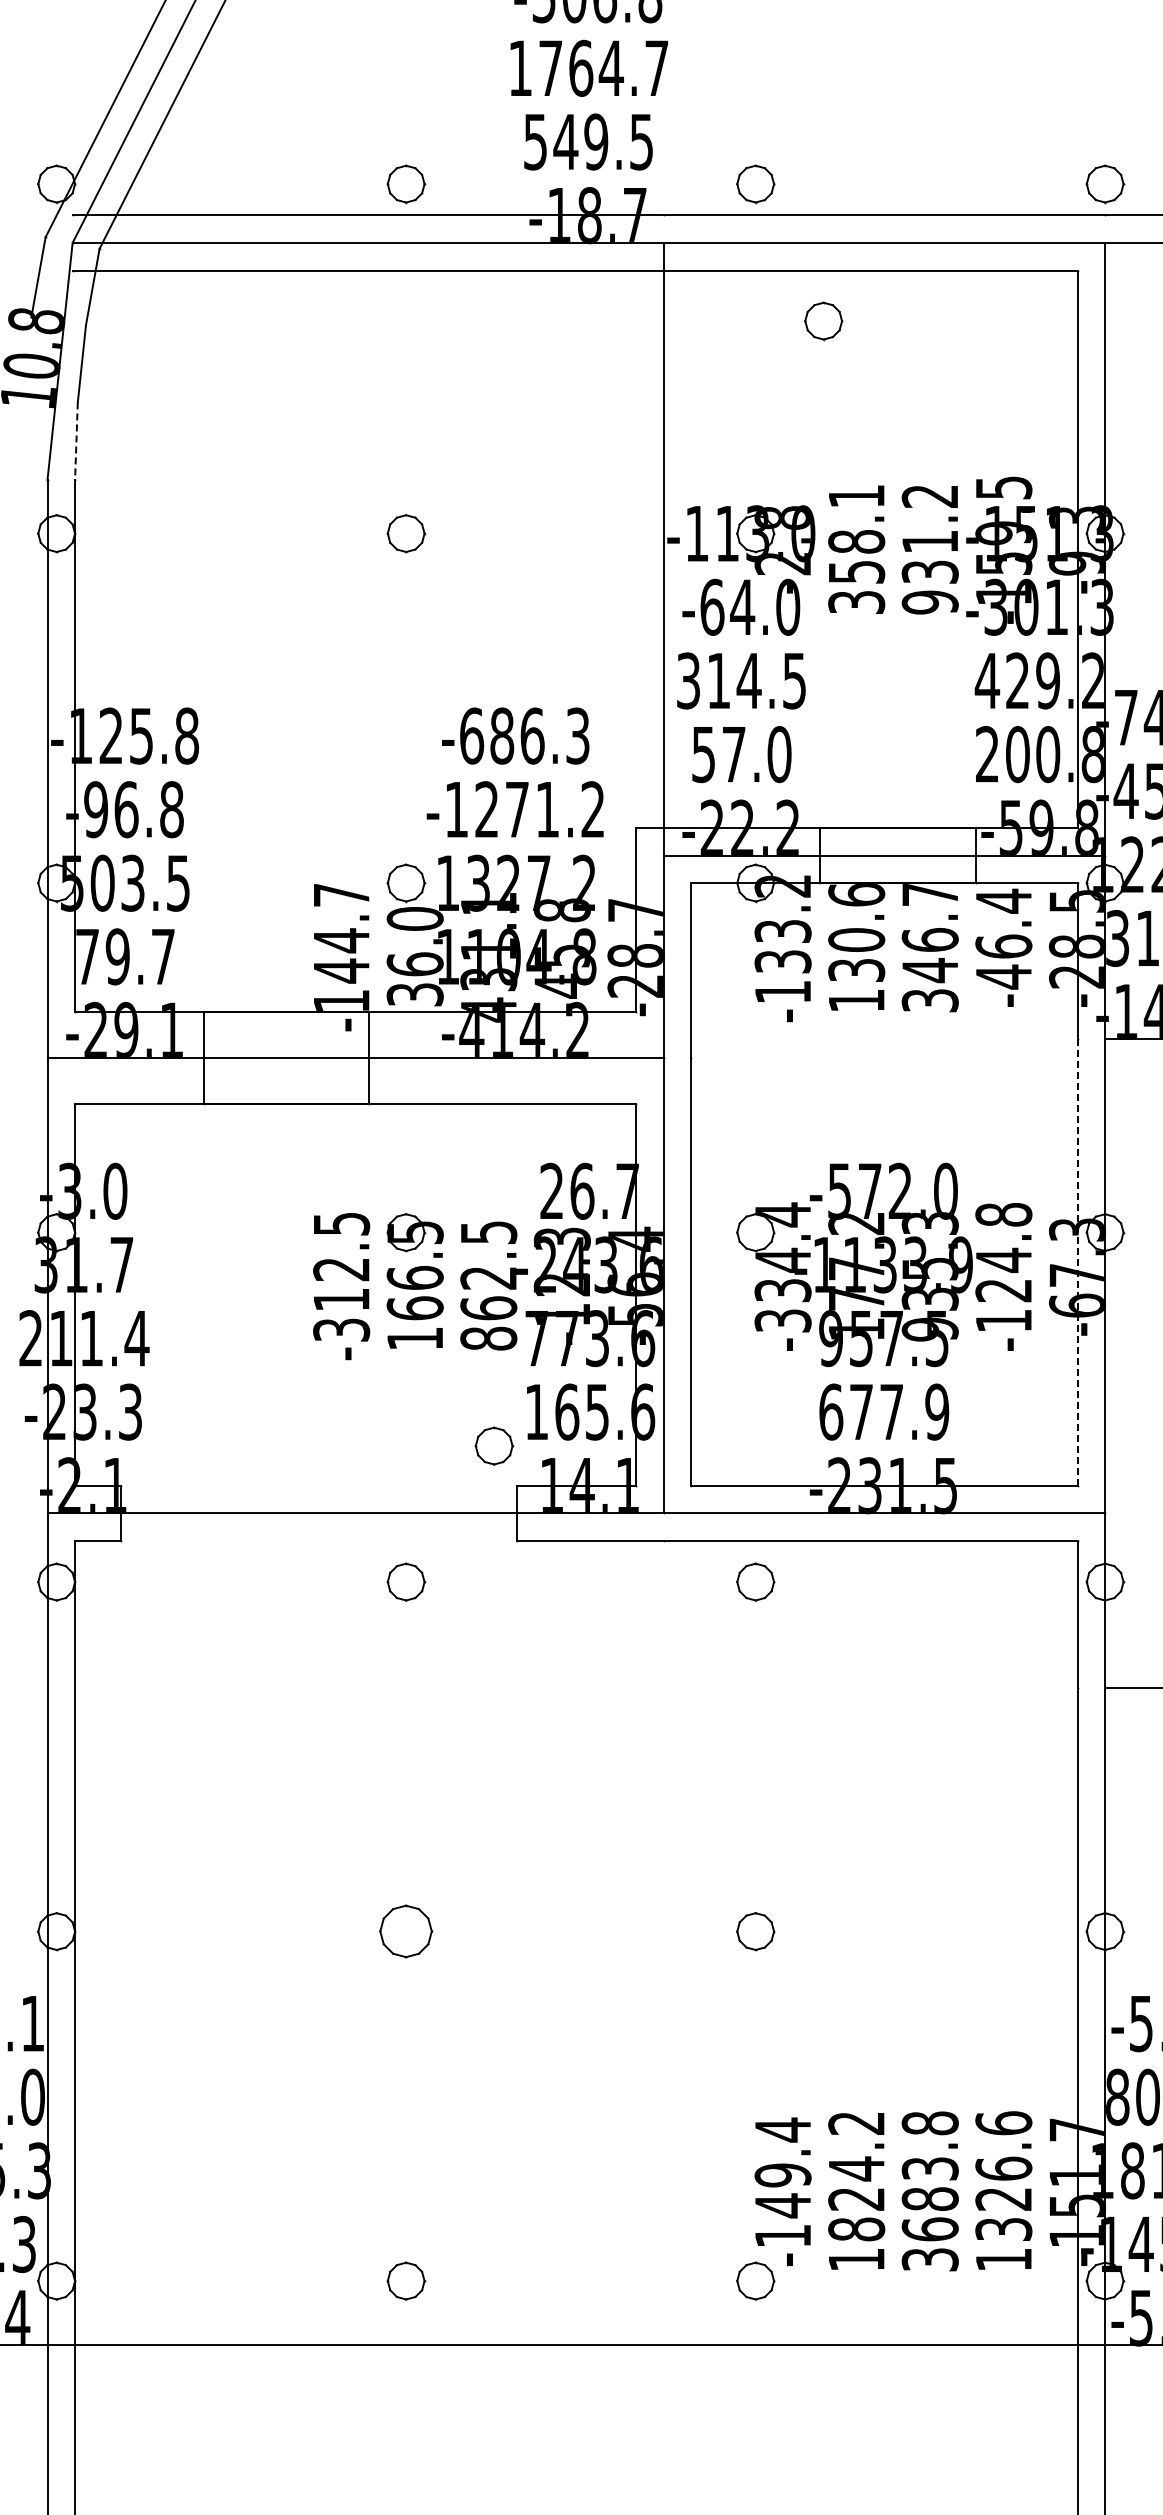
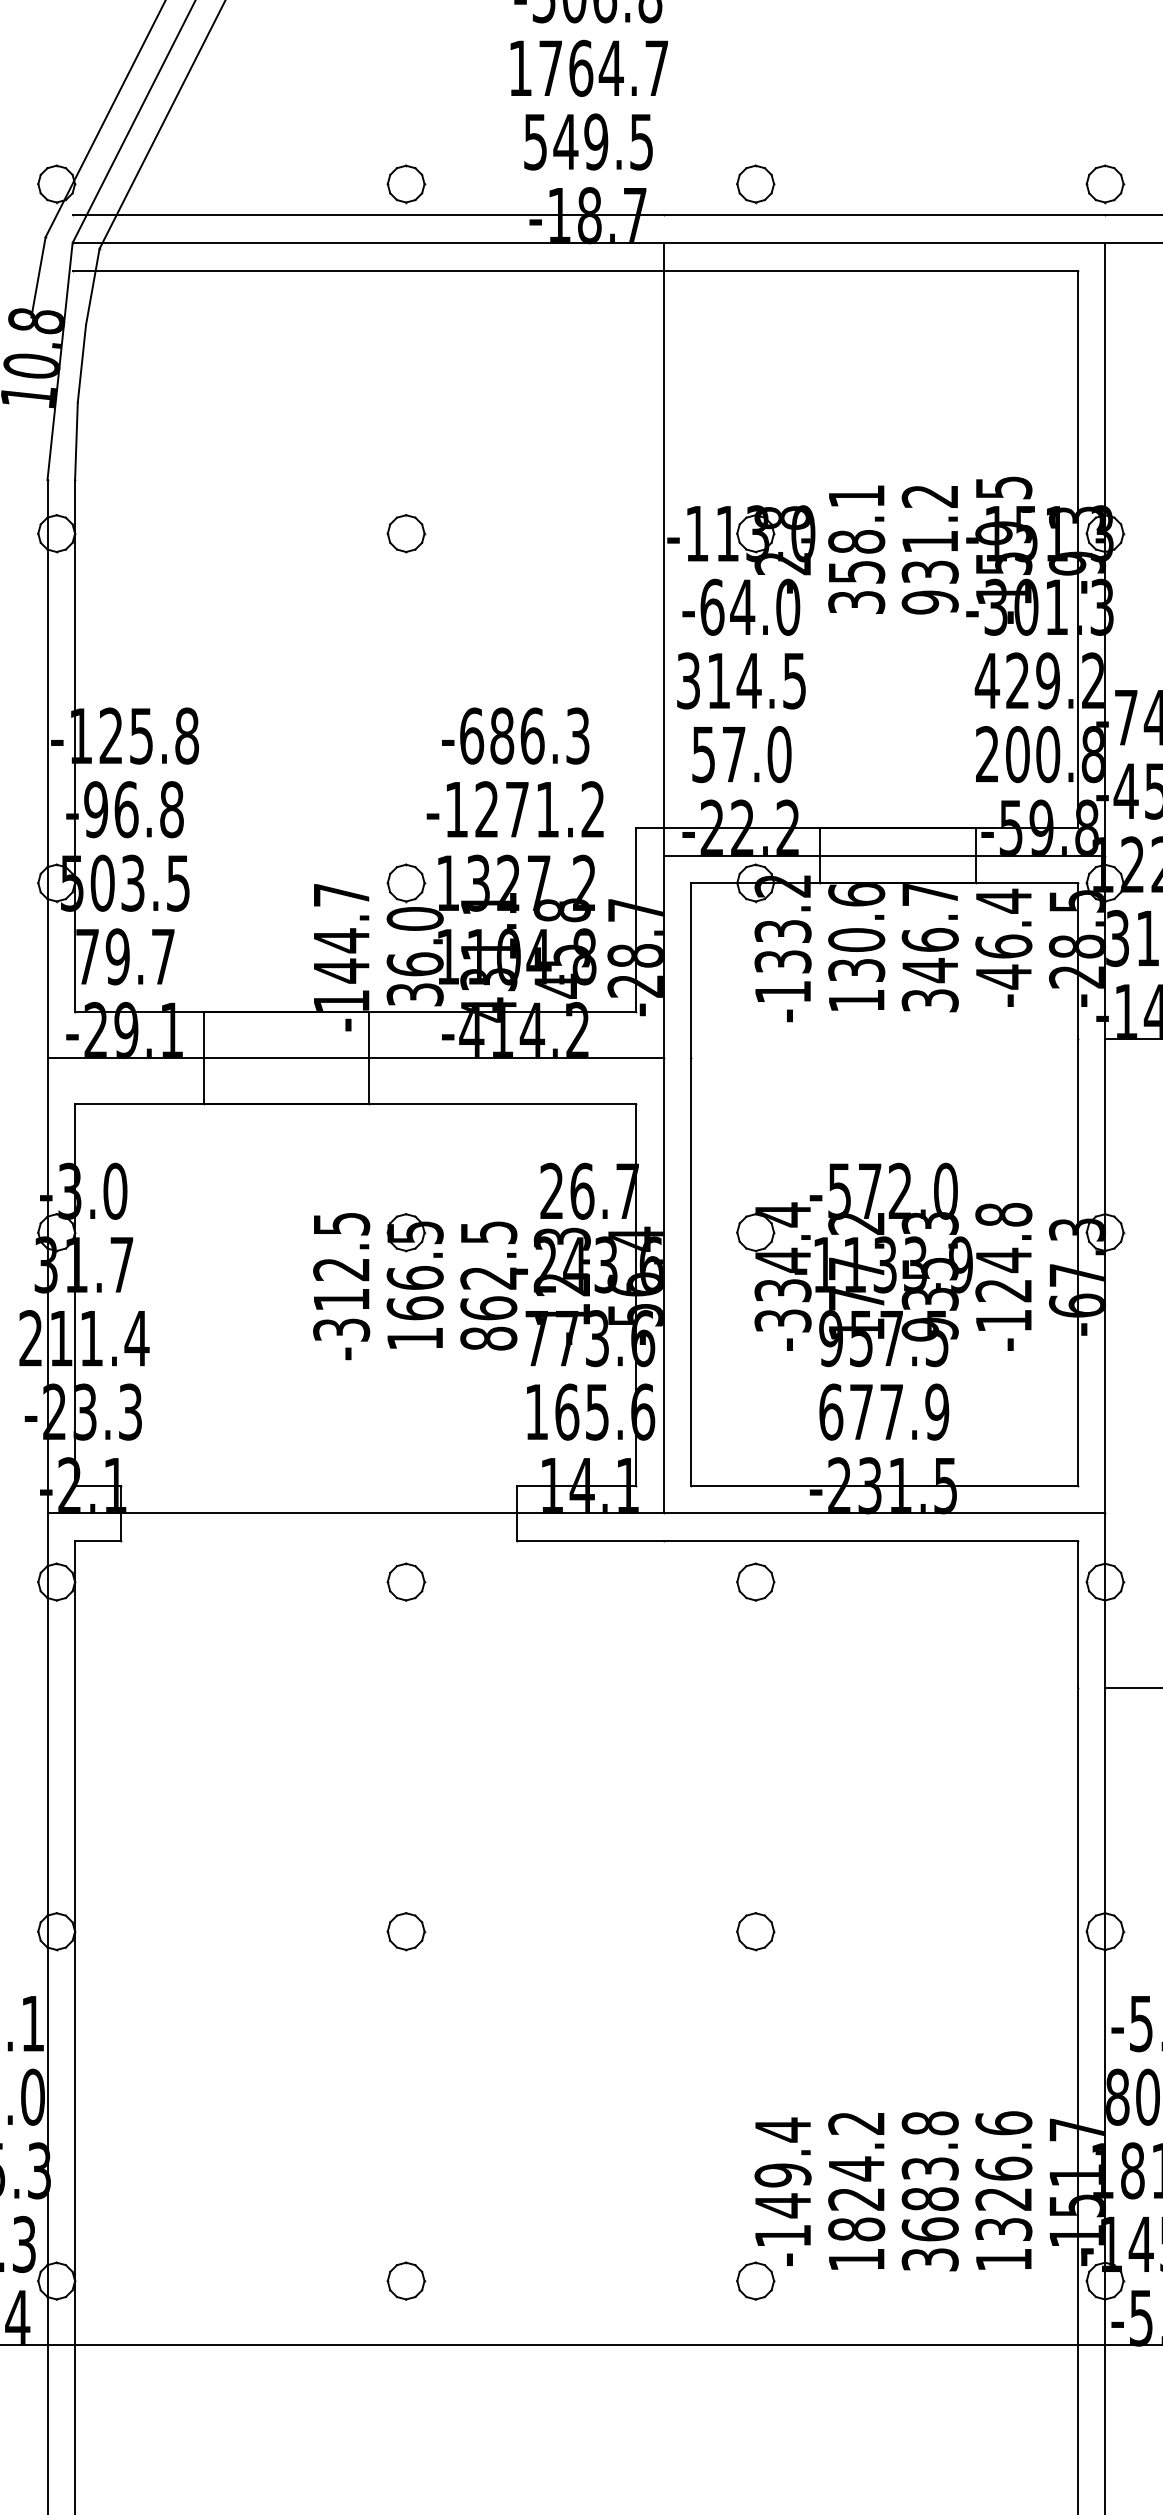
part: present -> none (823, 321)
line: dashed -> solid (76, 441)
line: dashed -> solid (1077, 1262)
part: present -> none (494, 1445)
part size: 55x55 px -> 41x40 px (406, 1931)
